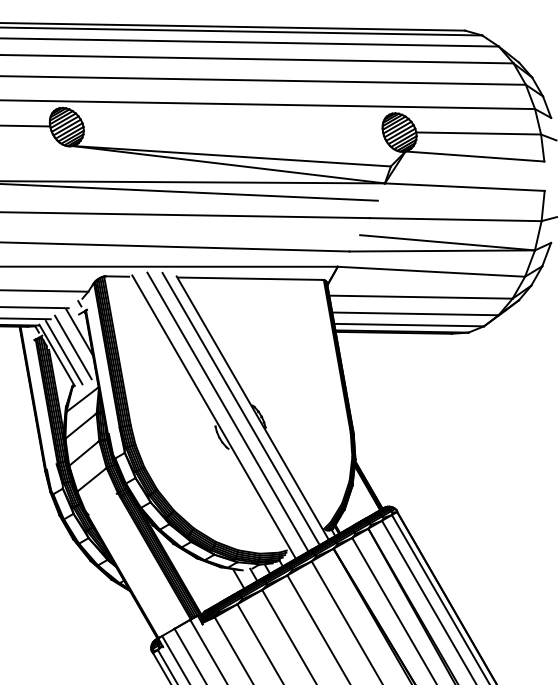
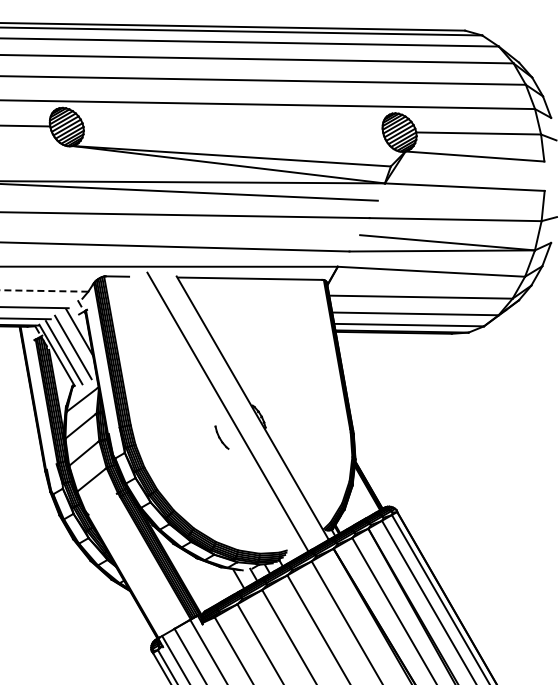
line: solid -> dashed (44, 290)
line: present -> none (240, 408)
line: present -> none (213, 416)
